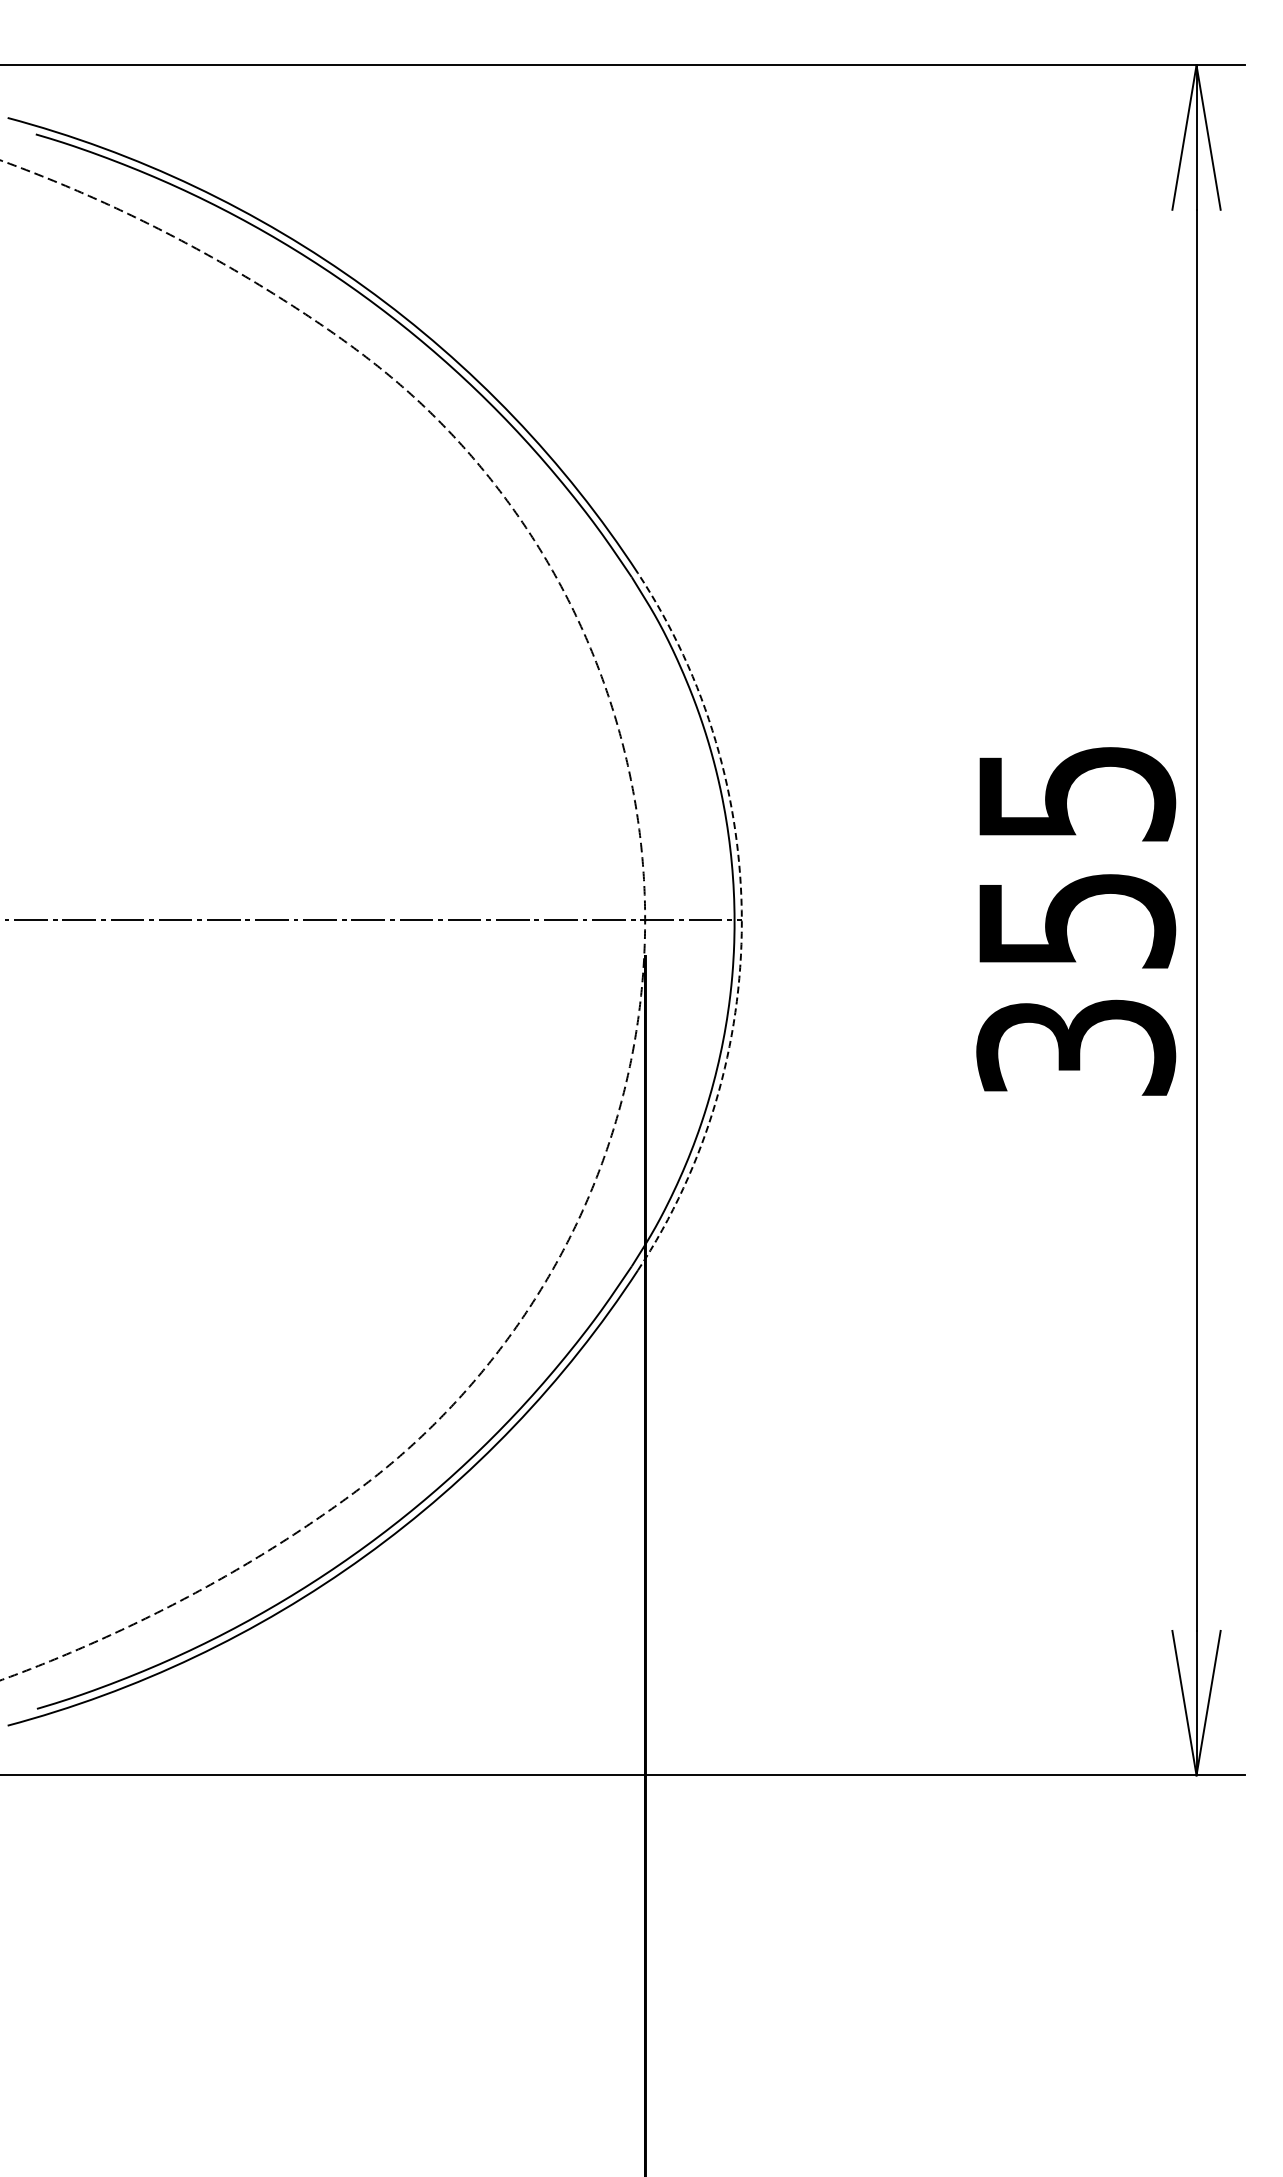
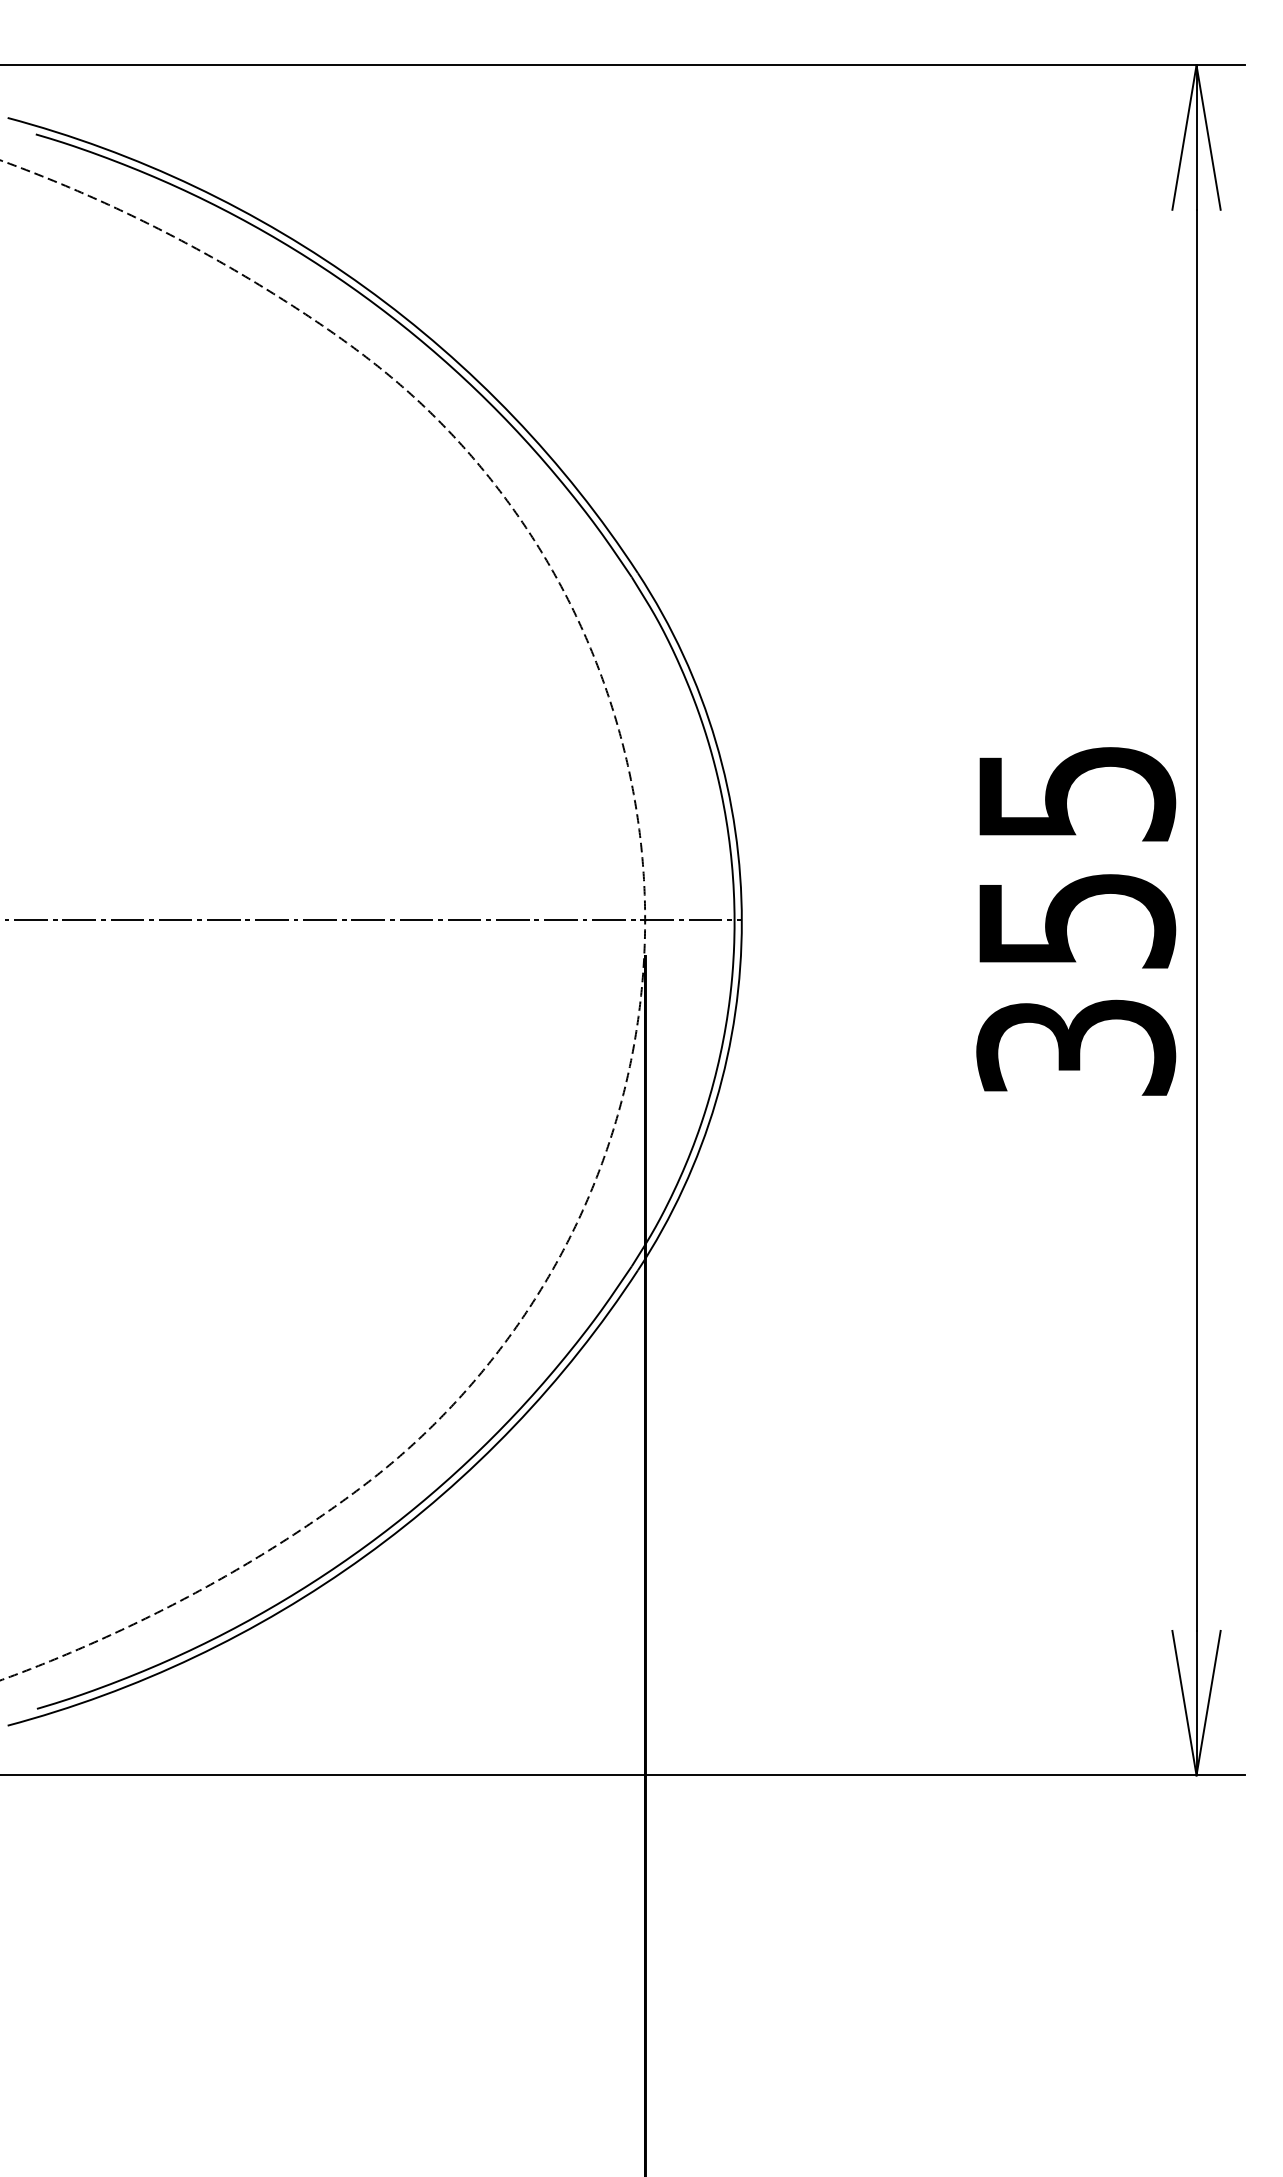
arc: dashed -> solid (741, 921)
